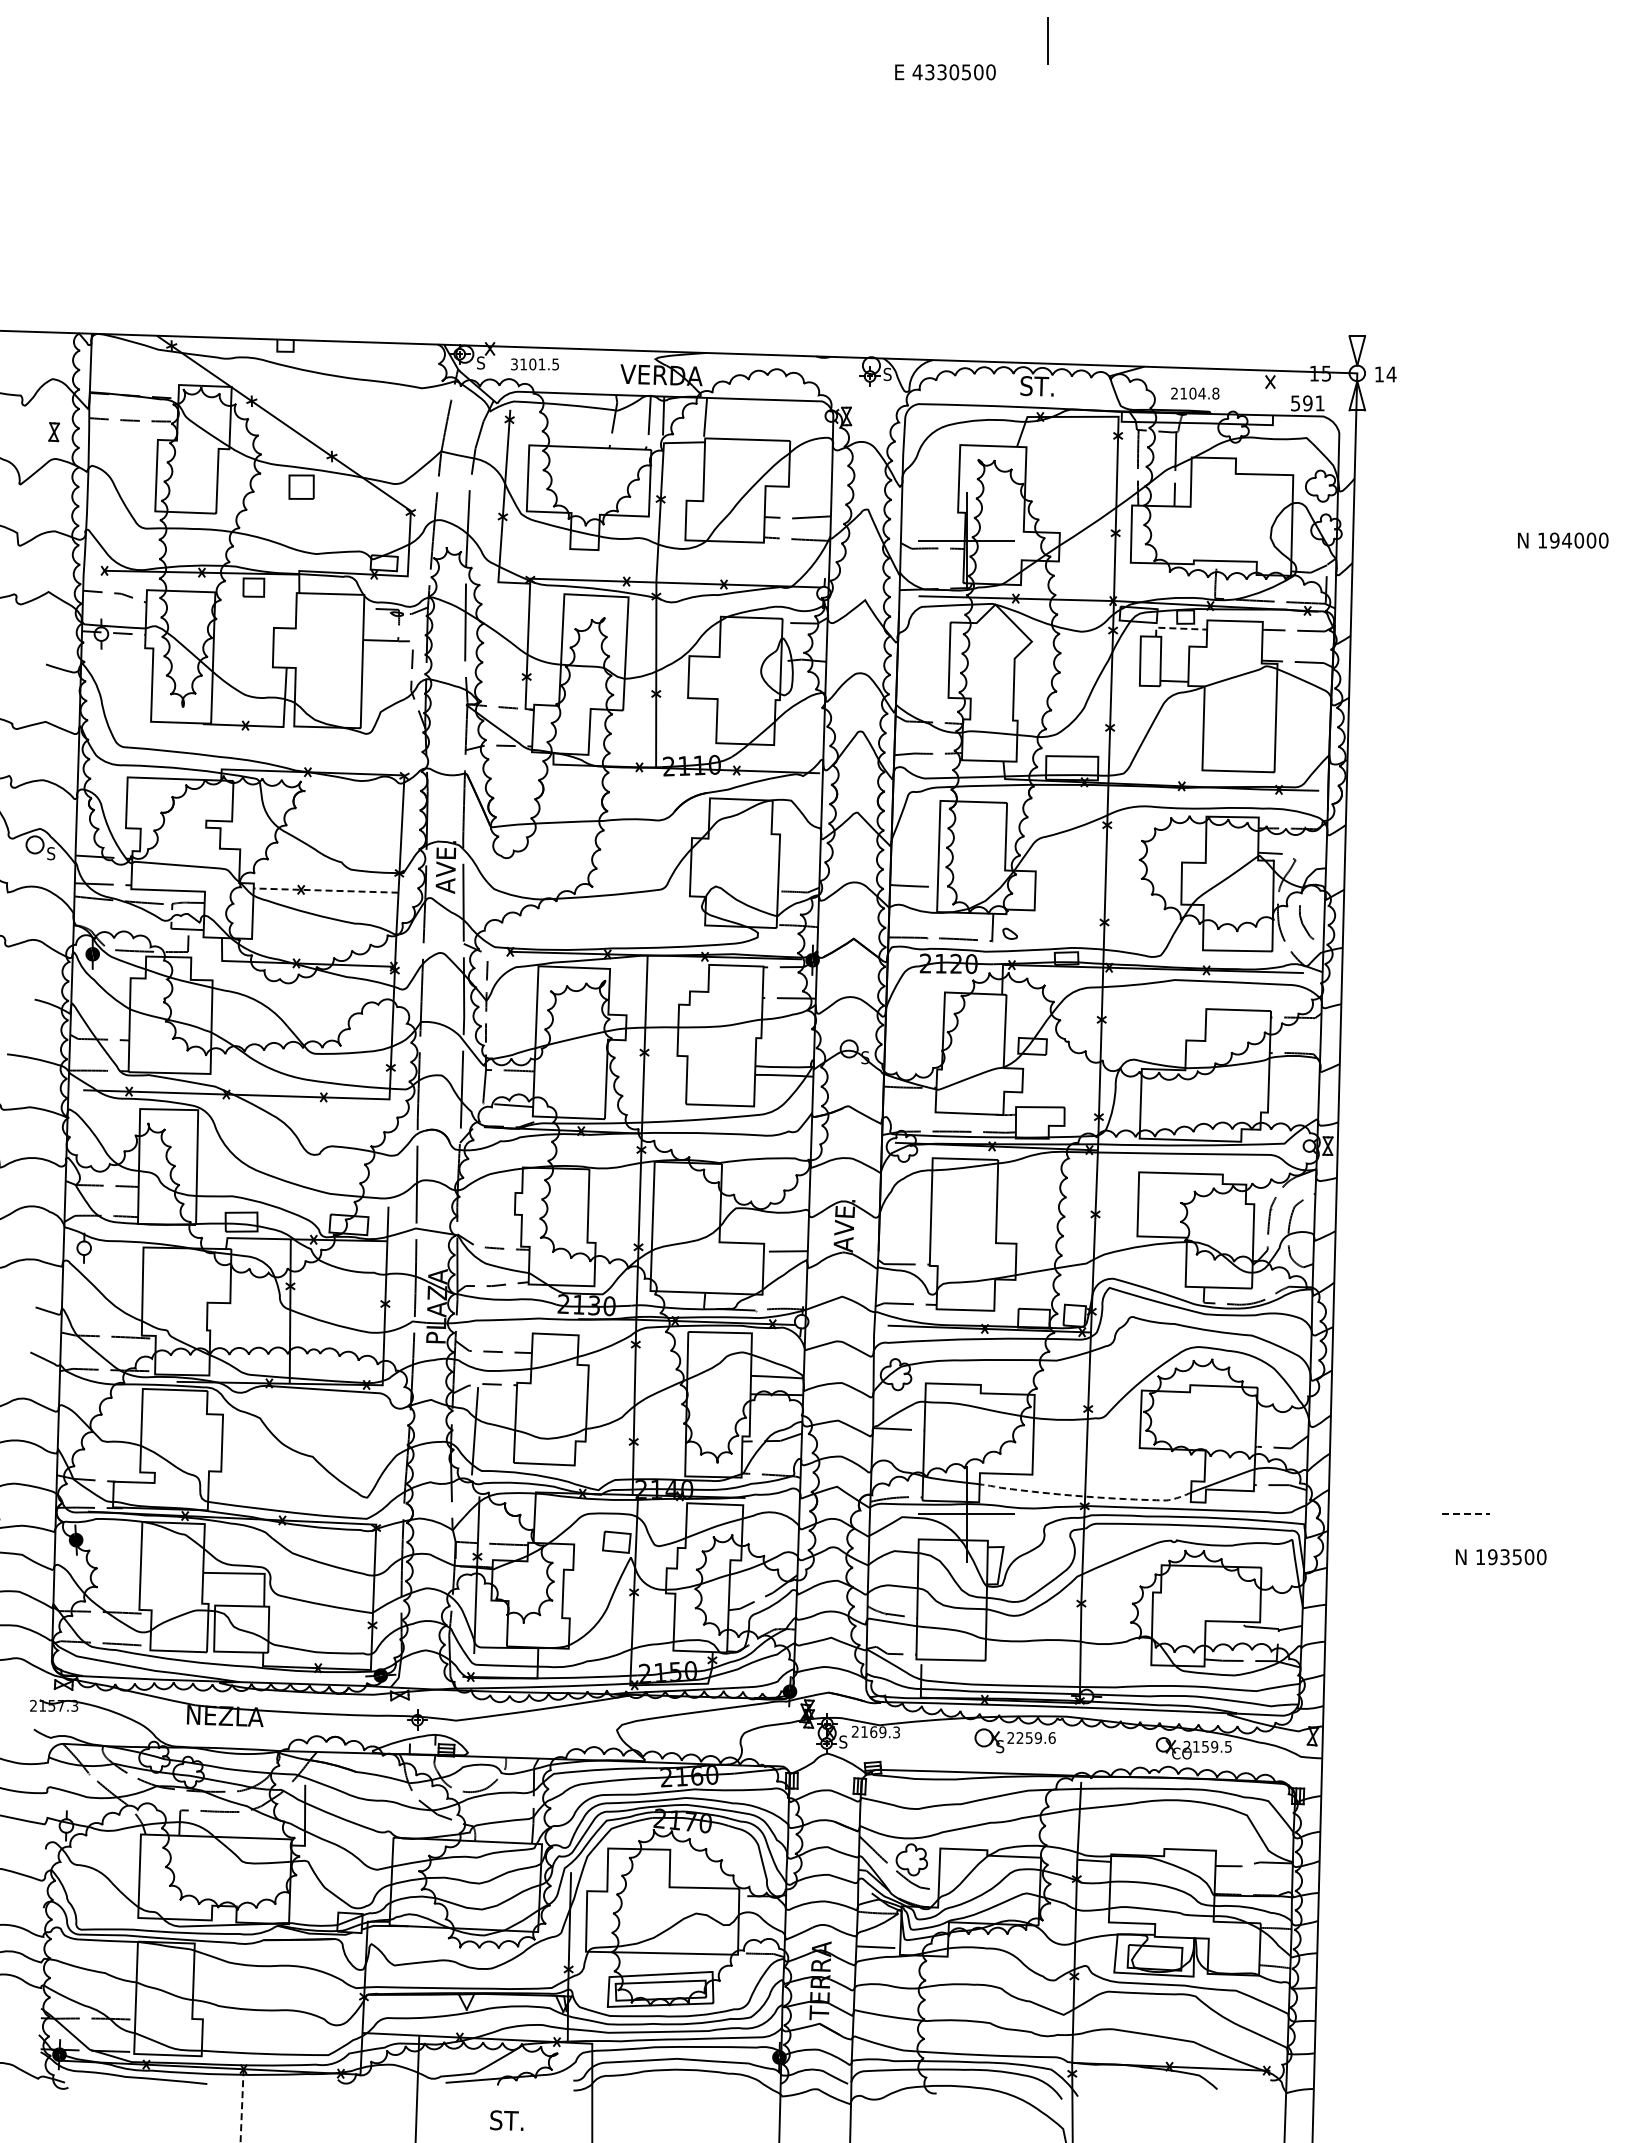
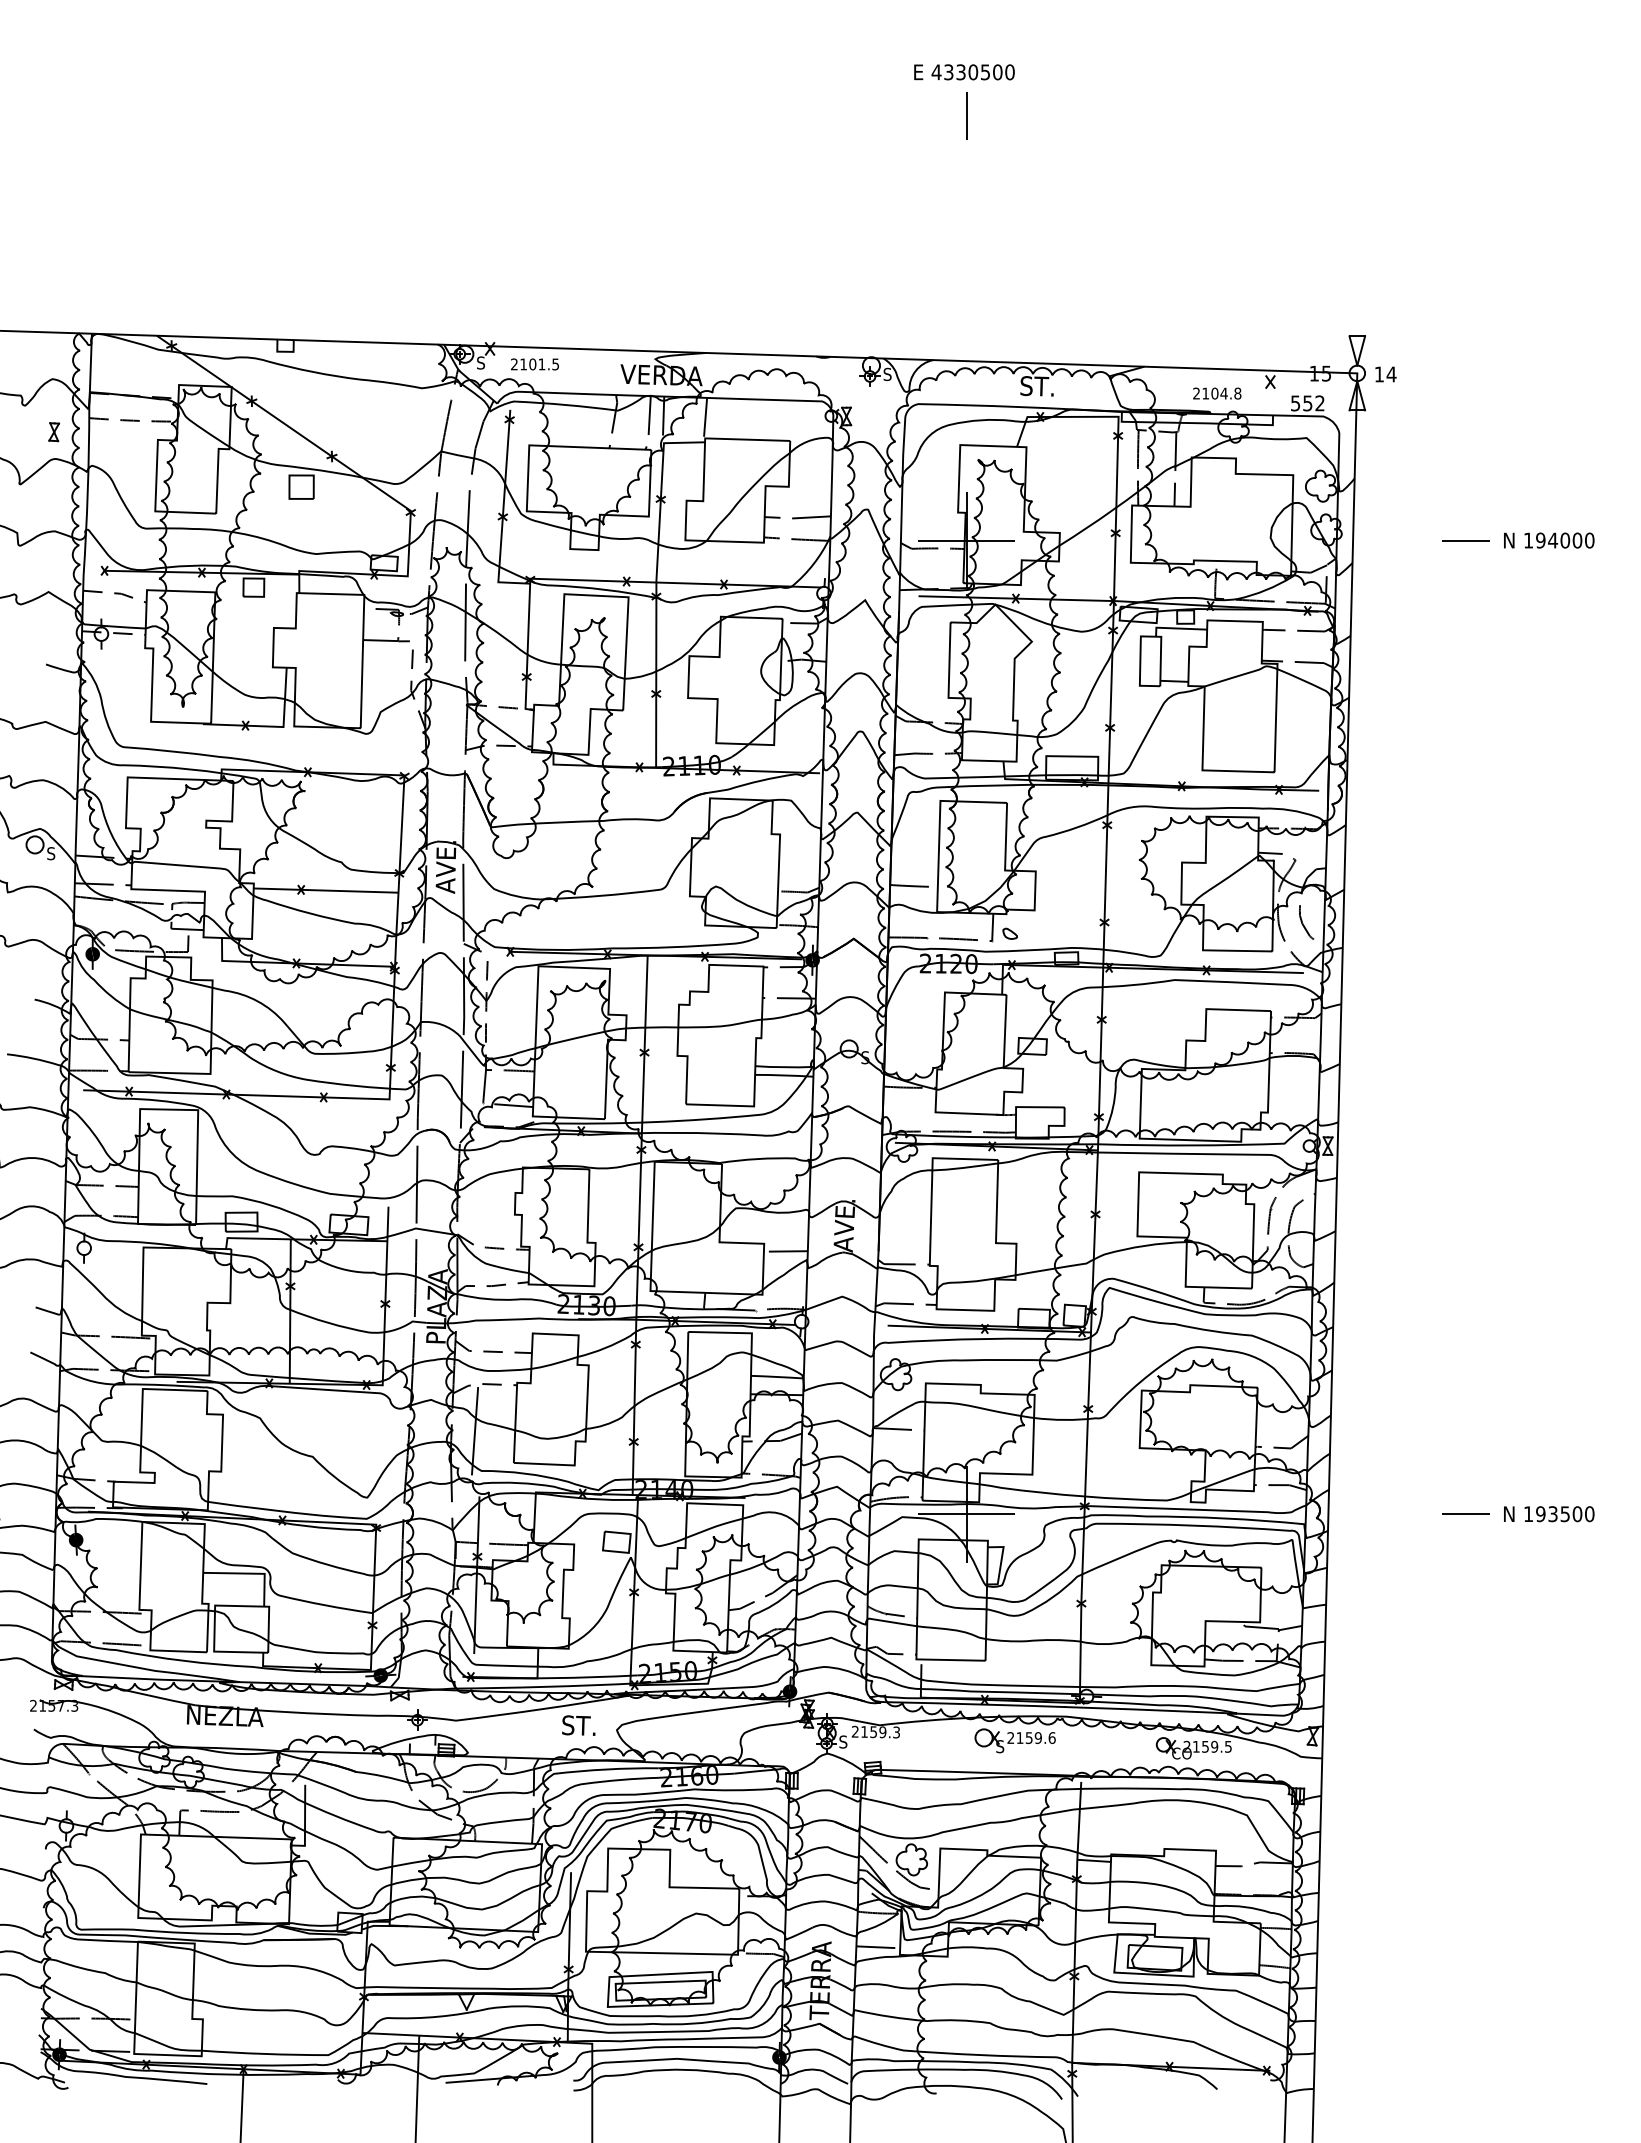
line position: (1047, 40) -> (966, 115) (966, 115)
text position: (945, 72) -> (964, 72) (964, 72)
text: 3101.5 -> 2101.5 (514, 364)
text position: (1195, 393) -> (1217, 393) (1217, 393)
text: 591 -> 552 (1313, 403)
line: none -> present (1465, 540)
text position: (1563, 540) -> (1549, 540) (1549, 540)
line: dashed -> solid (1177, 628)
line: dashed -> solid (325, 890)
line: dashed -> solid (1084, 1496)
line: dashed -> solid (1466, 1514)
text position: (1501, 1557) -> (1549, 1514) (1549, 1514)
text: 2169.3 -> 2159.3 (873, 1732)
text: 2259.6 -> 2159.6 (1019, 1737)
line: dashed -> solid (242, 2106)
text position: (506, 2120) -> (578, 1725) (578, 1725)
